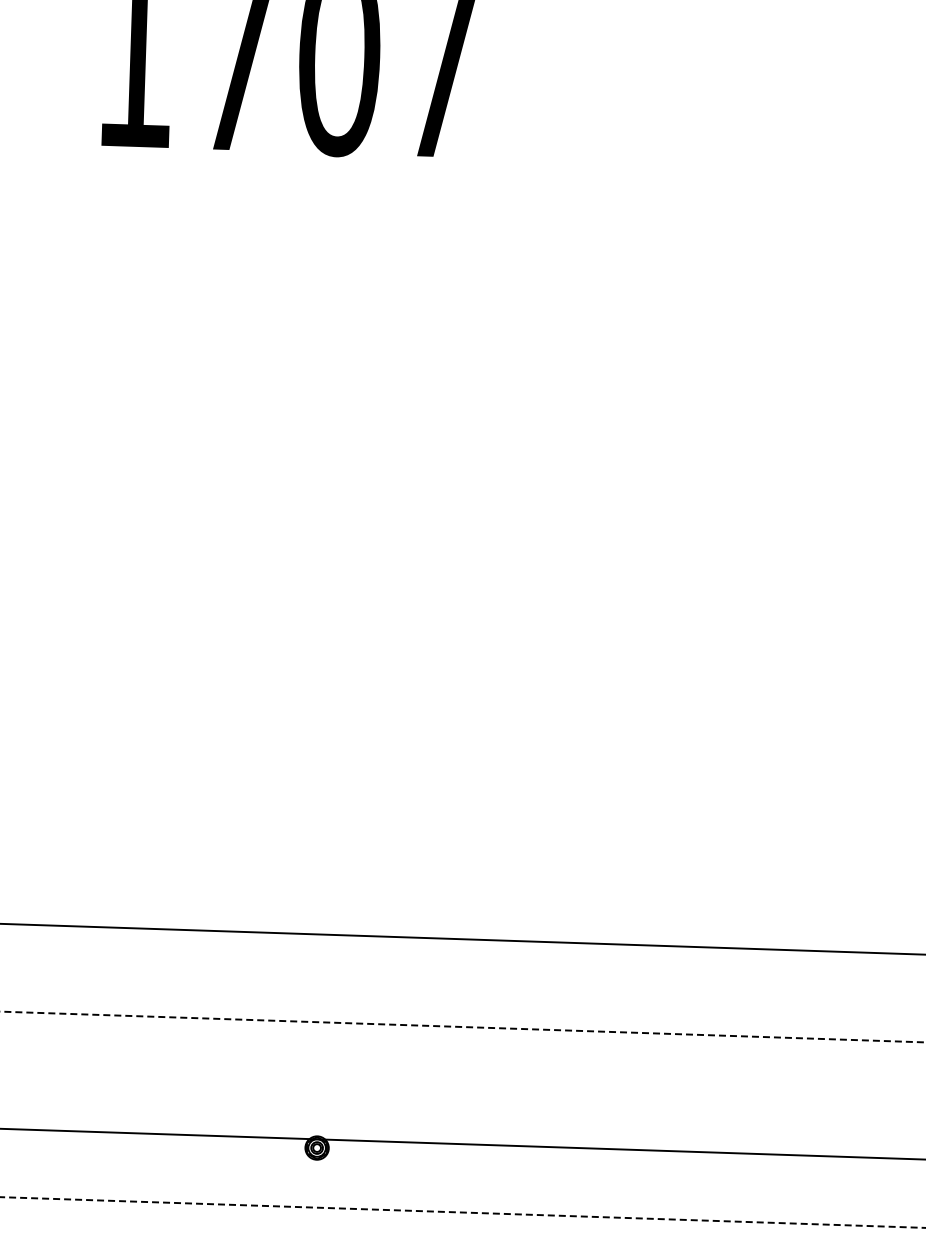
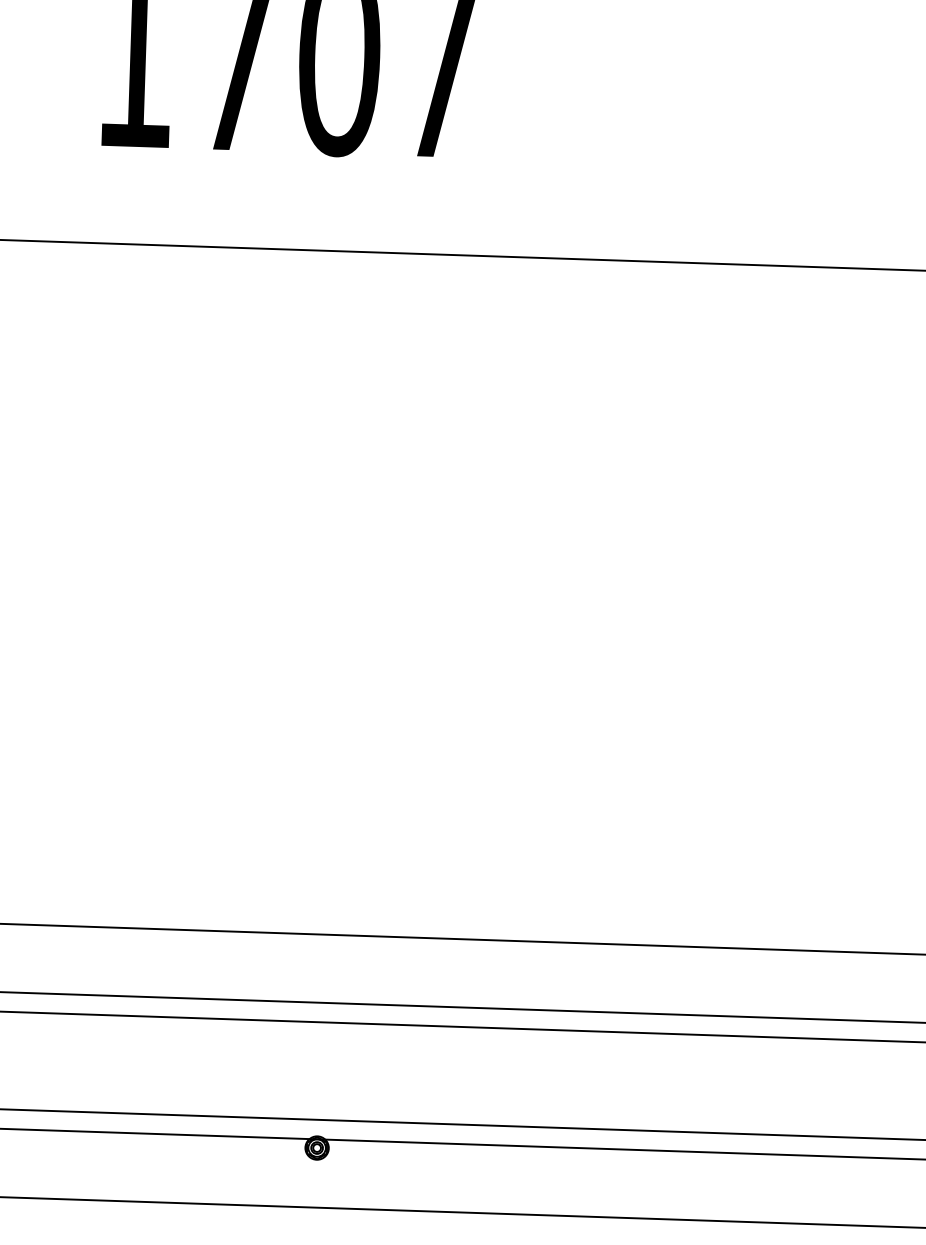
line: none -> present (462, 255)
line: none -> present (462, 1007)
line: dashed -> solid (462, 1027)
line: none -> present (462, 1124)
line: dashed -> solid (463, 1212)
